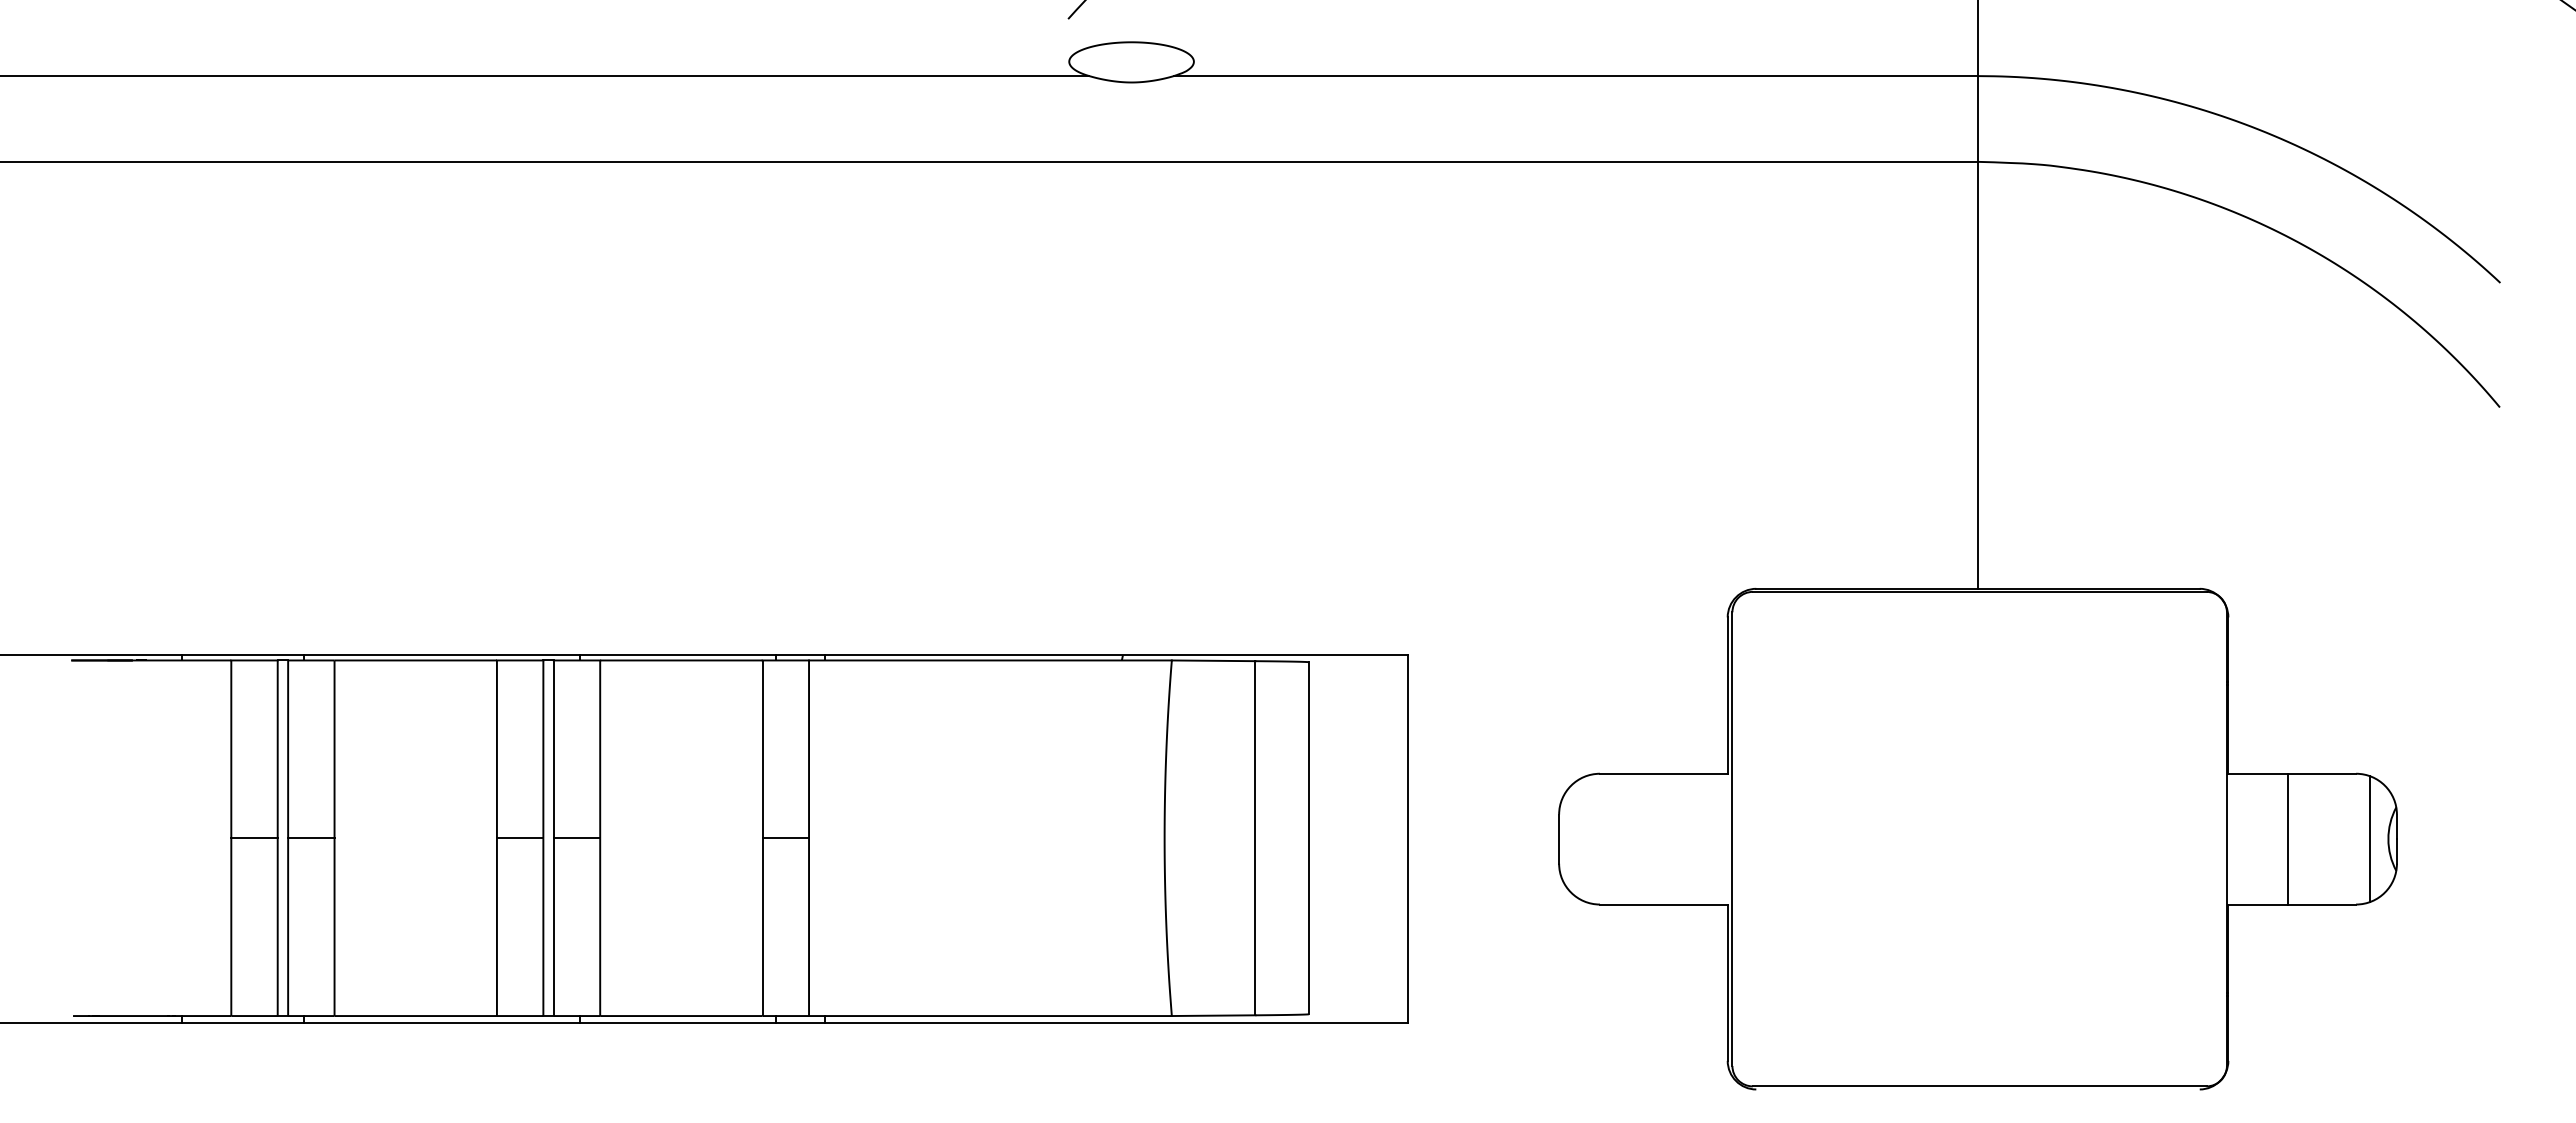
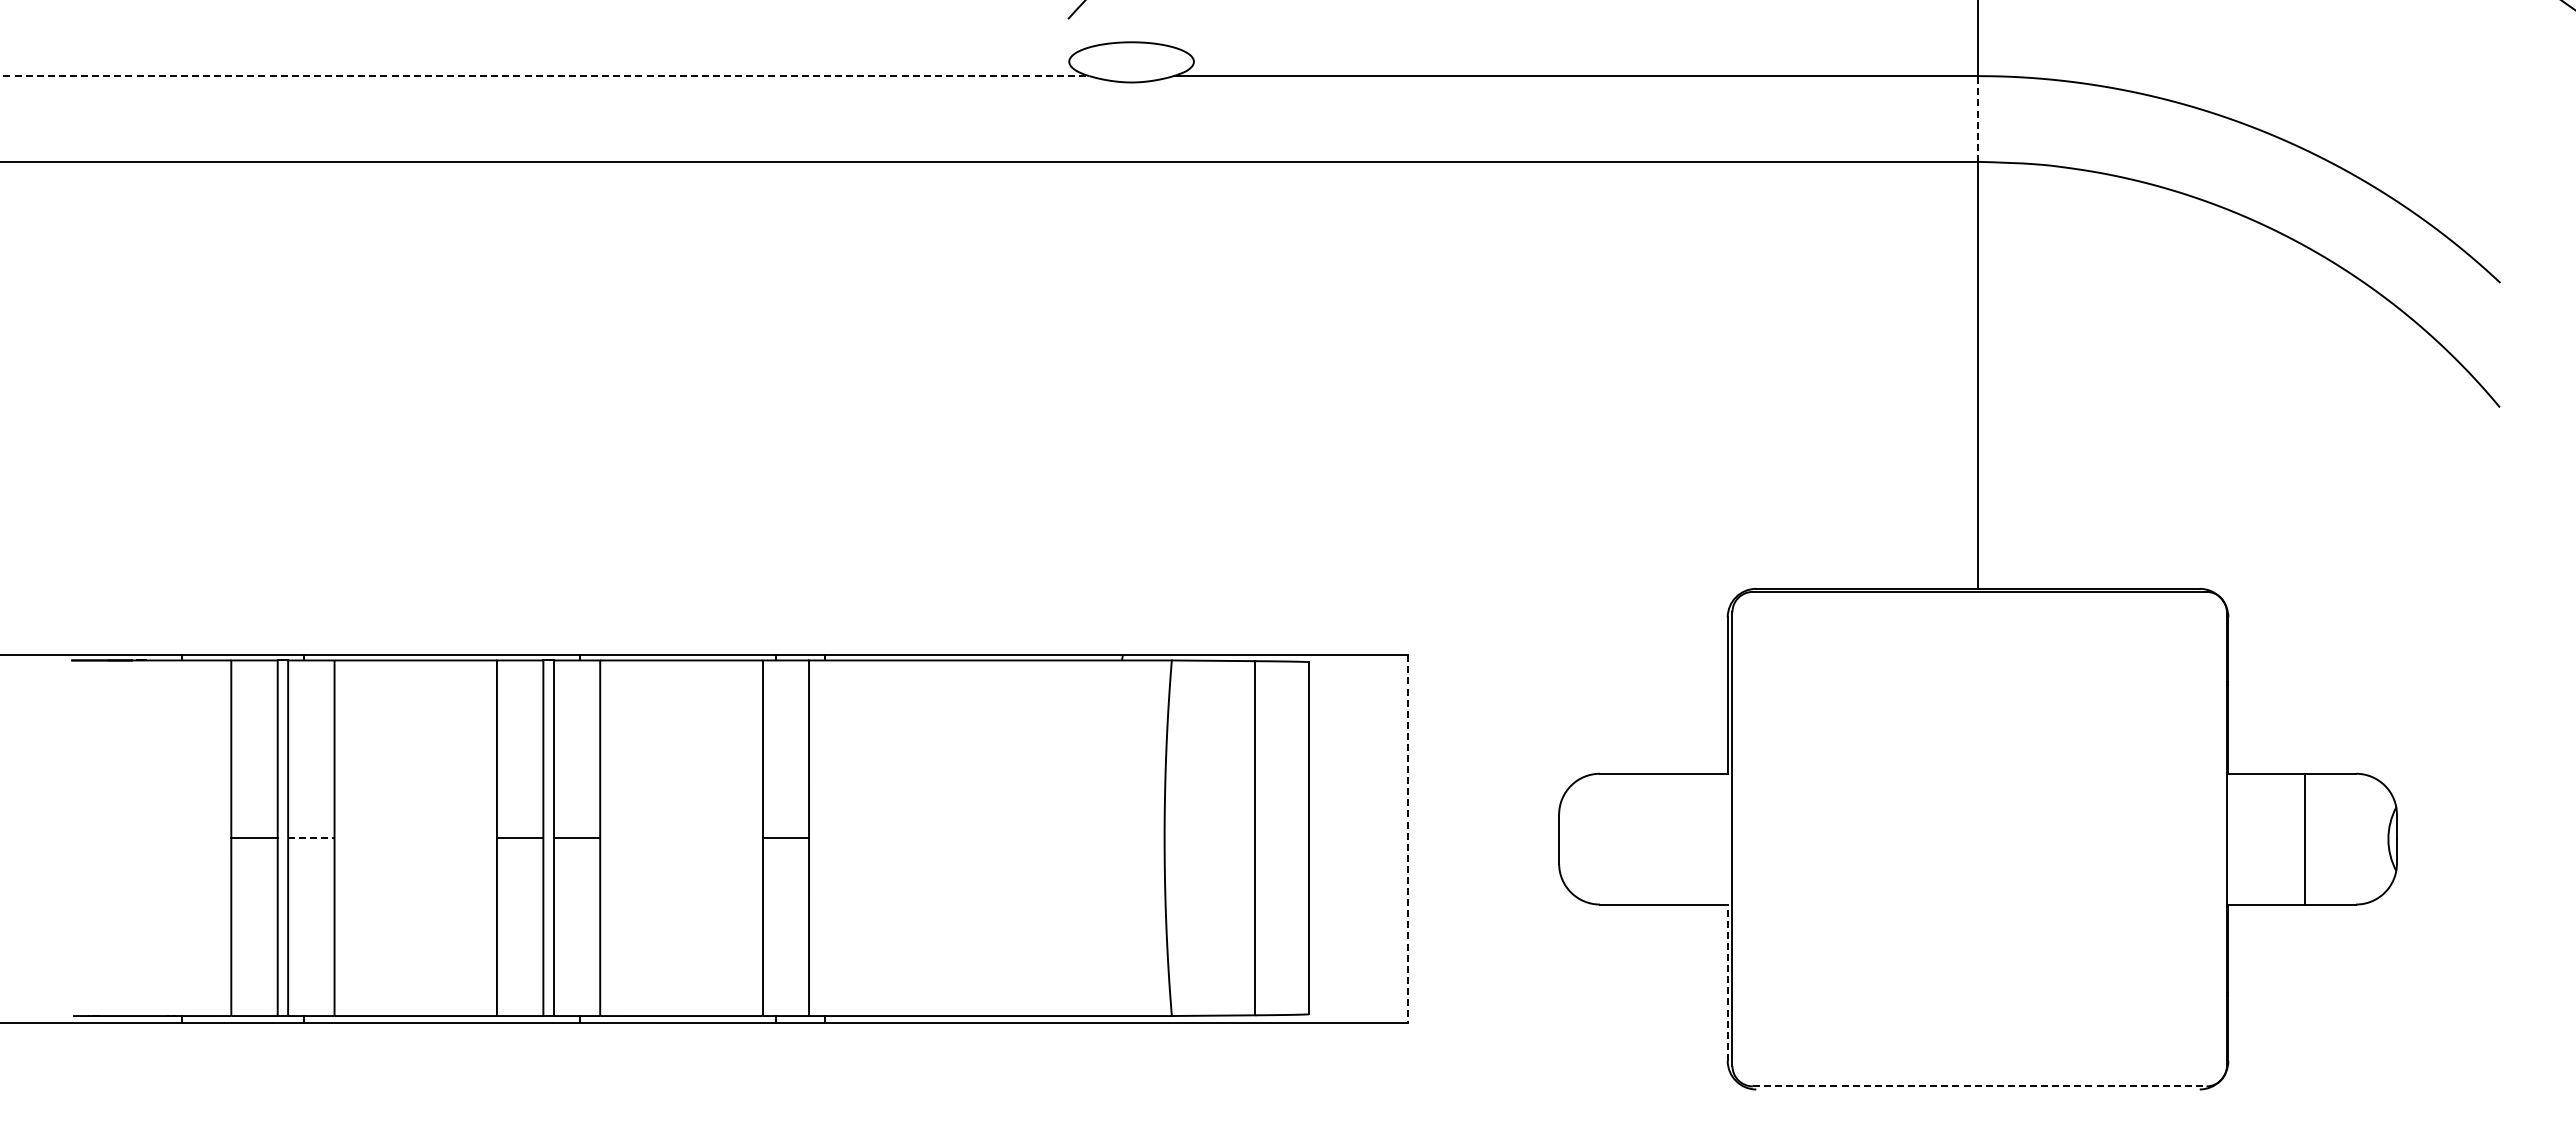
line: solid -> dashed (545, 76)
line: solid -> dashed (1978, 118)
line: solid -> dashed (311, 838)
line position: (2288, 838) -> (2305, 838) (2305, 838)
line: solid -> dashed (1407, 839)
line: present -> none (2369, 839)
line: solid -> dashed (1727, 982)
line: solid -> dashed (1979, 1086)
